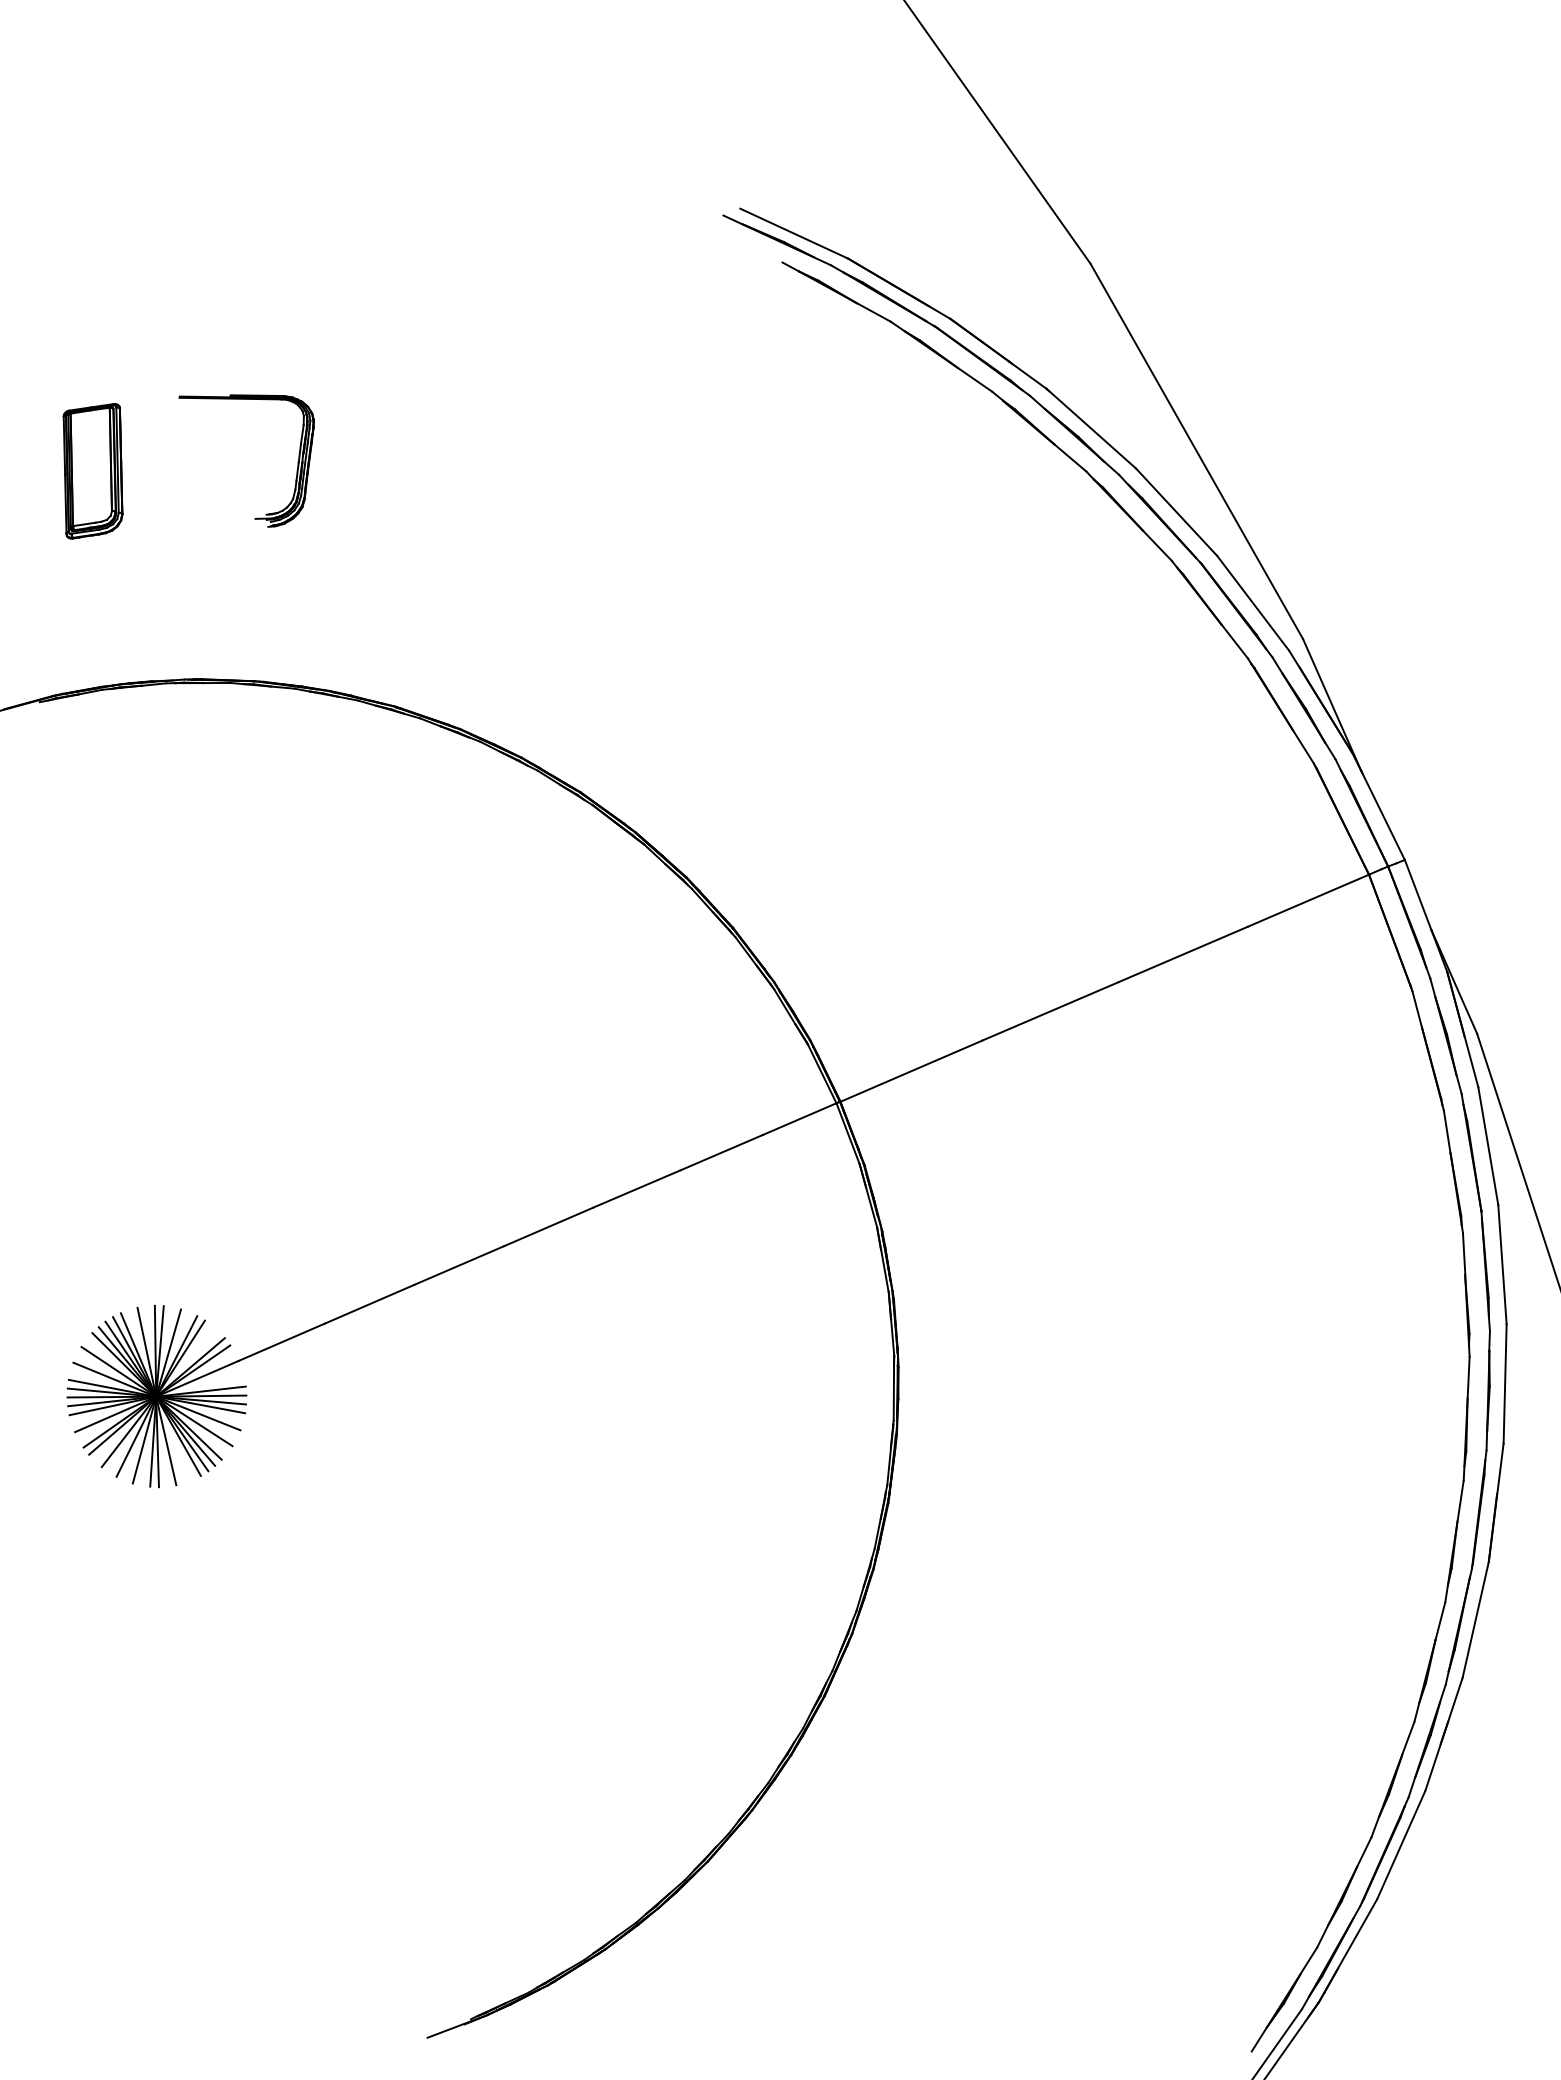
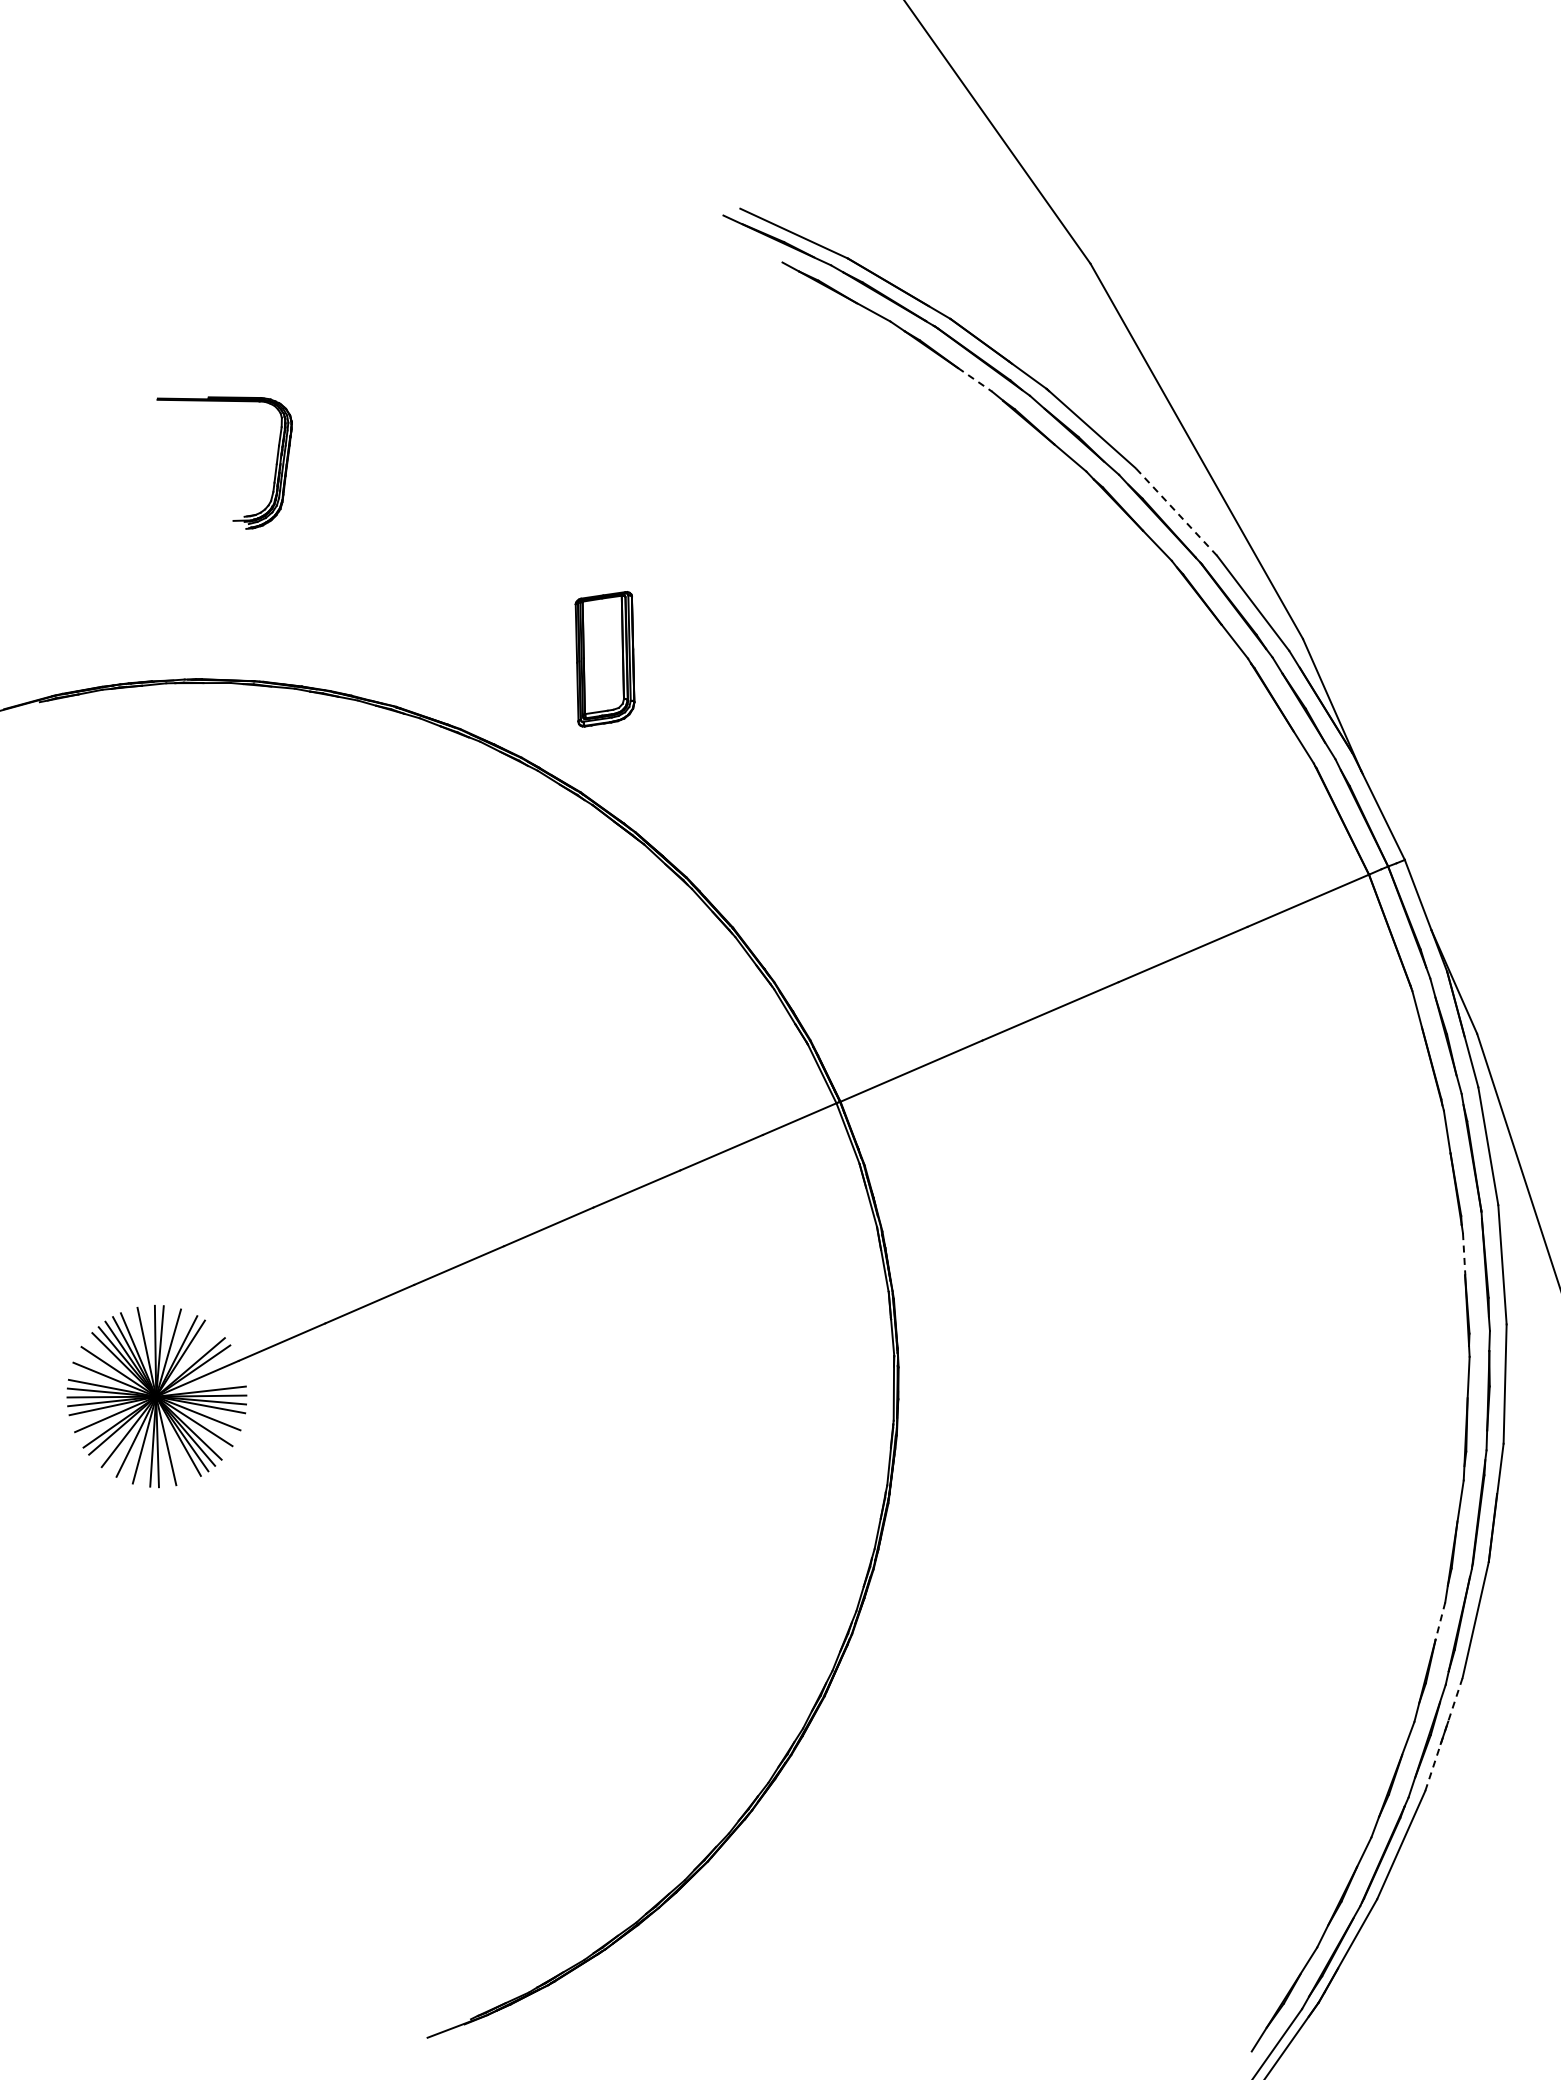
line: solid -> dashed (975, 379)
part position: (296, 470) -> (274, 472) (274, 472)
part position: (92, 471) -> (604, 659) (604, 659)
line: solid -> dashed (1176, 512)
line: solid -> dashed (1464, 1254)
line: solid -> dashed (1440, 1621)
line: solid -> dashed (1443, 1734)
